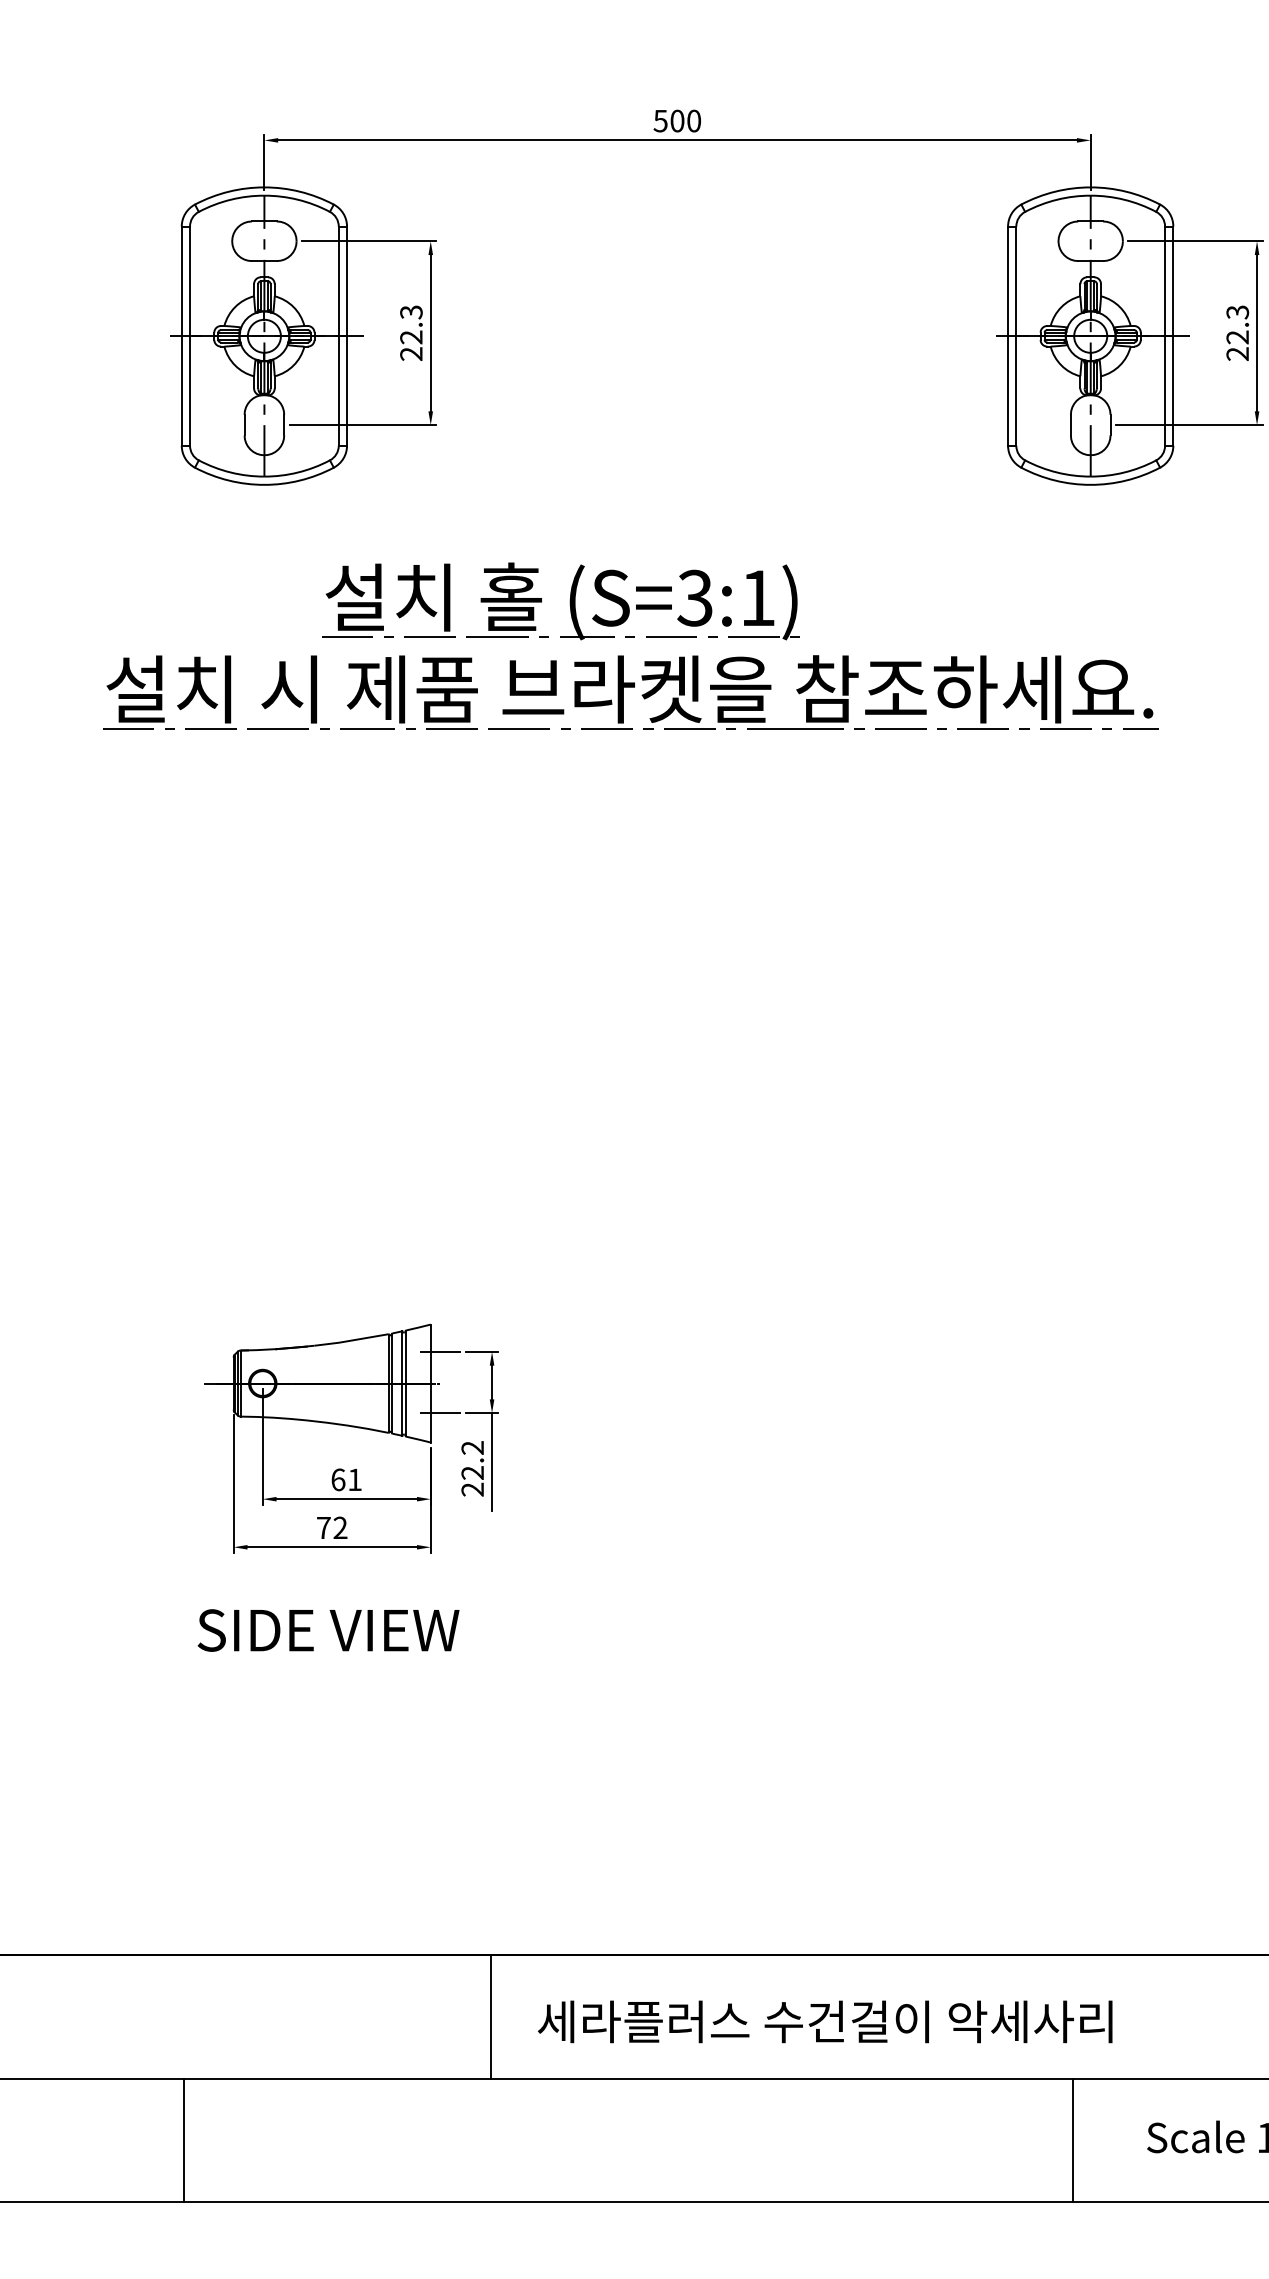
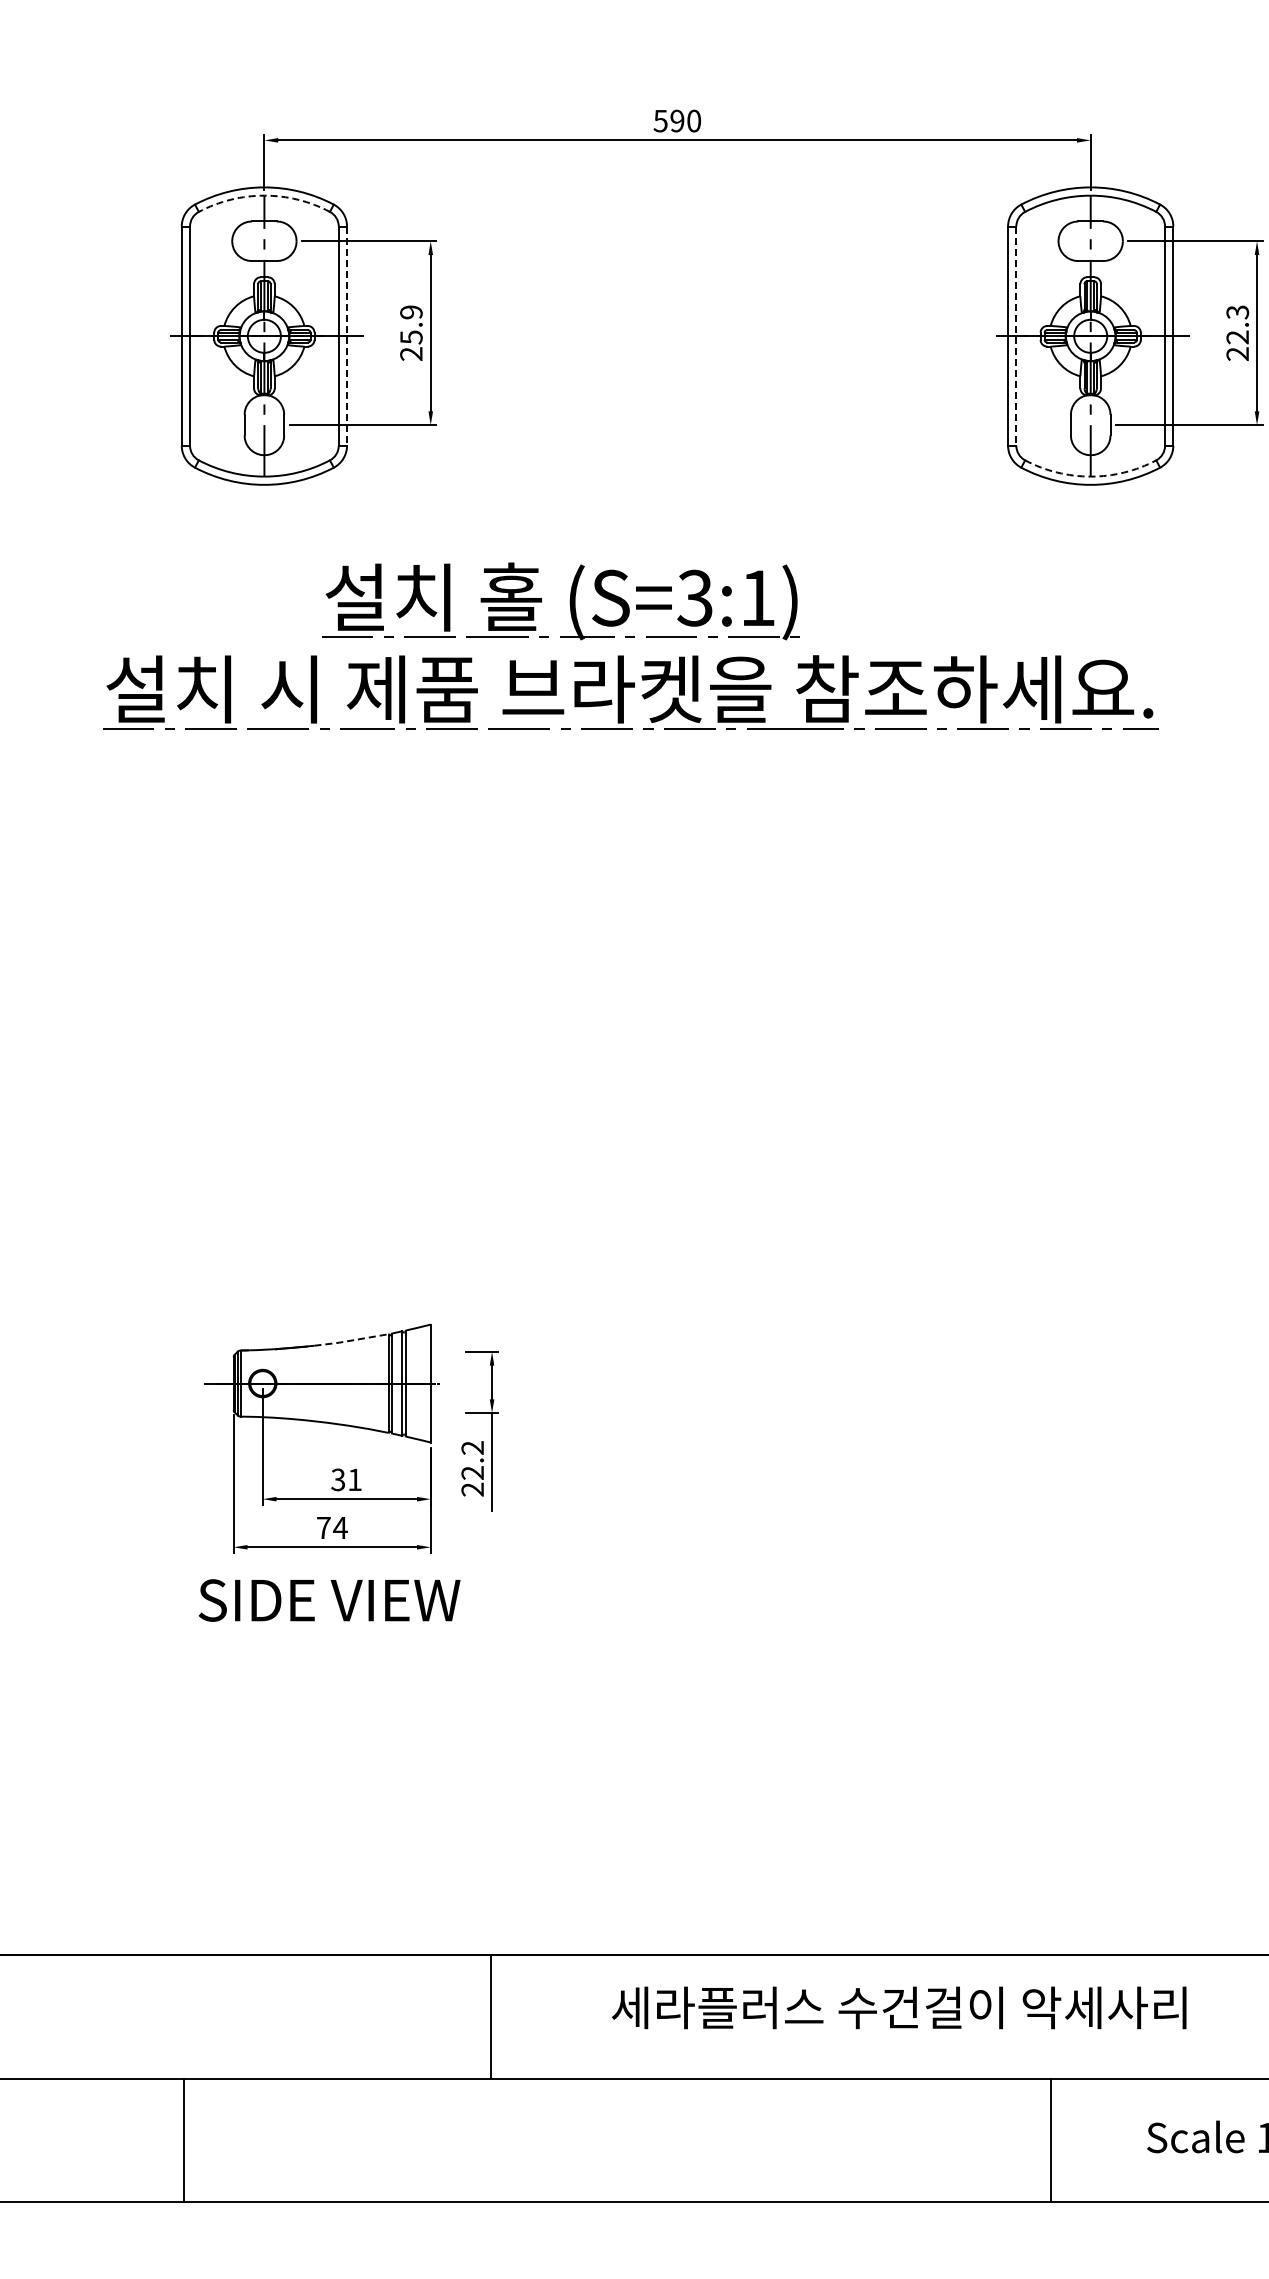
text: 500 -> 590 (677, 120)
arc: solid -> dashed (264, 195)
text: 22.3 -> 25.9 (411, 324)
line: solid -> dashed (347, 336)
line: solid -> dashed (1016, 336)
arc: solid -> dashed (1090, 476)
line: solid -> dashed (350, 1340)
line: present -> none (439, 1351)
line: present -> none (439, 1413)
text: 61 -> 31 (338, 1479)
text: 72 -> 74 (339, 1527)
text position: (328, 1630) -> (329, 1600) (329, 1600)
text position: (825, 2021) -> (899, 2007) (899, 2007)
line position: (1072, 2140) -> (1050, 2140) (1050, 2140)
